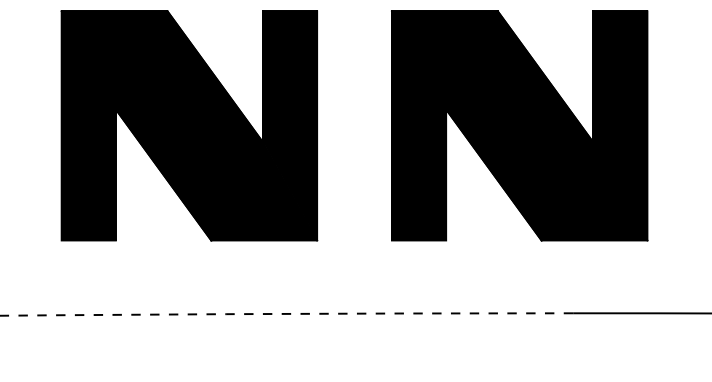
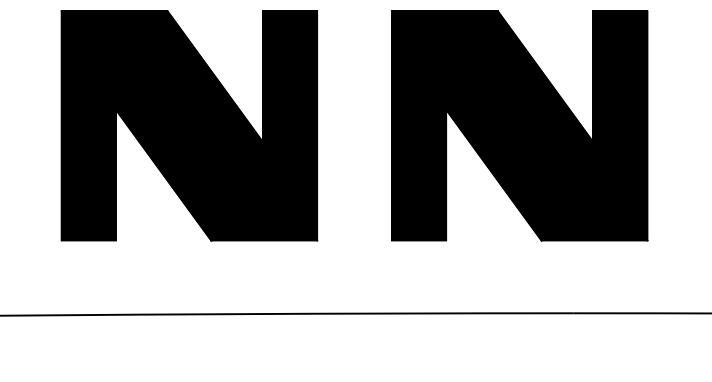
arc: dashed -> solid (285, 313)
